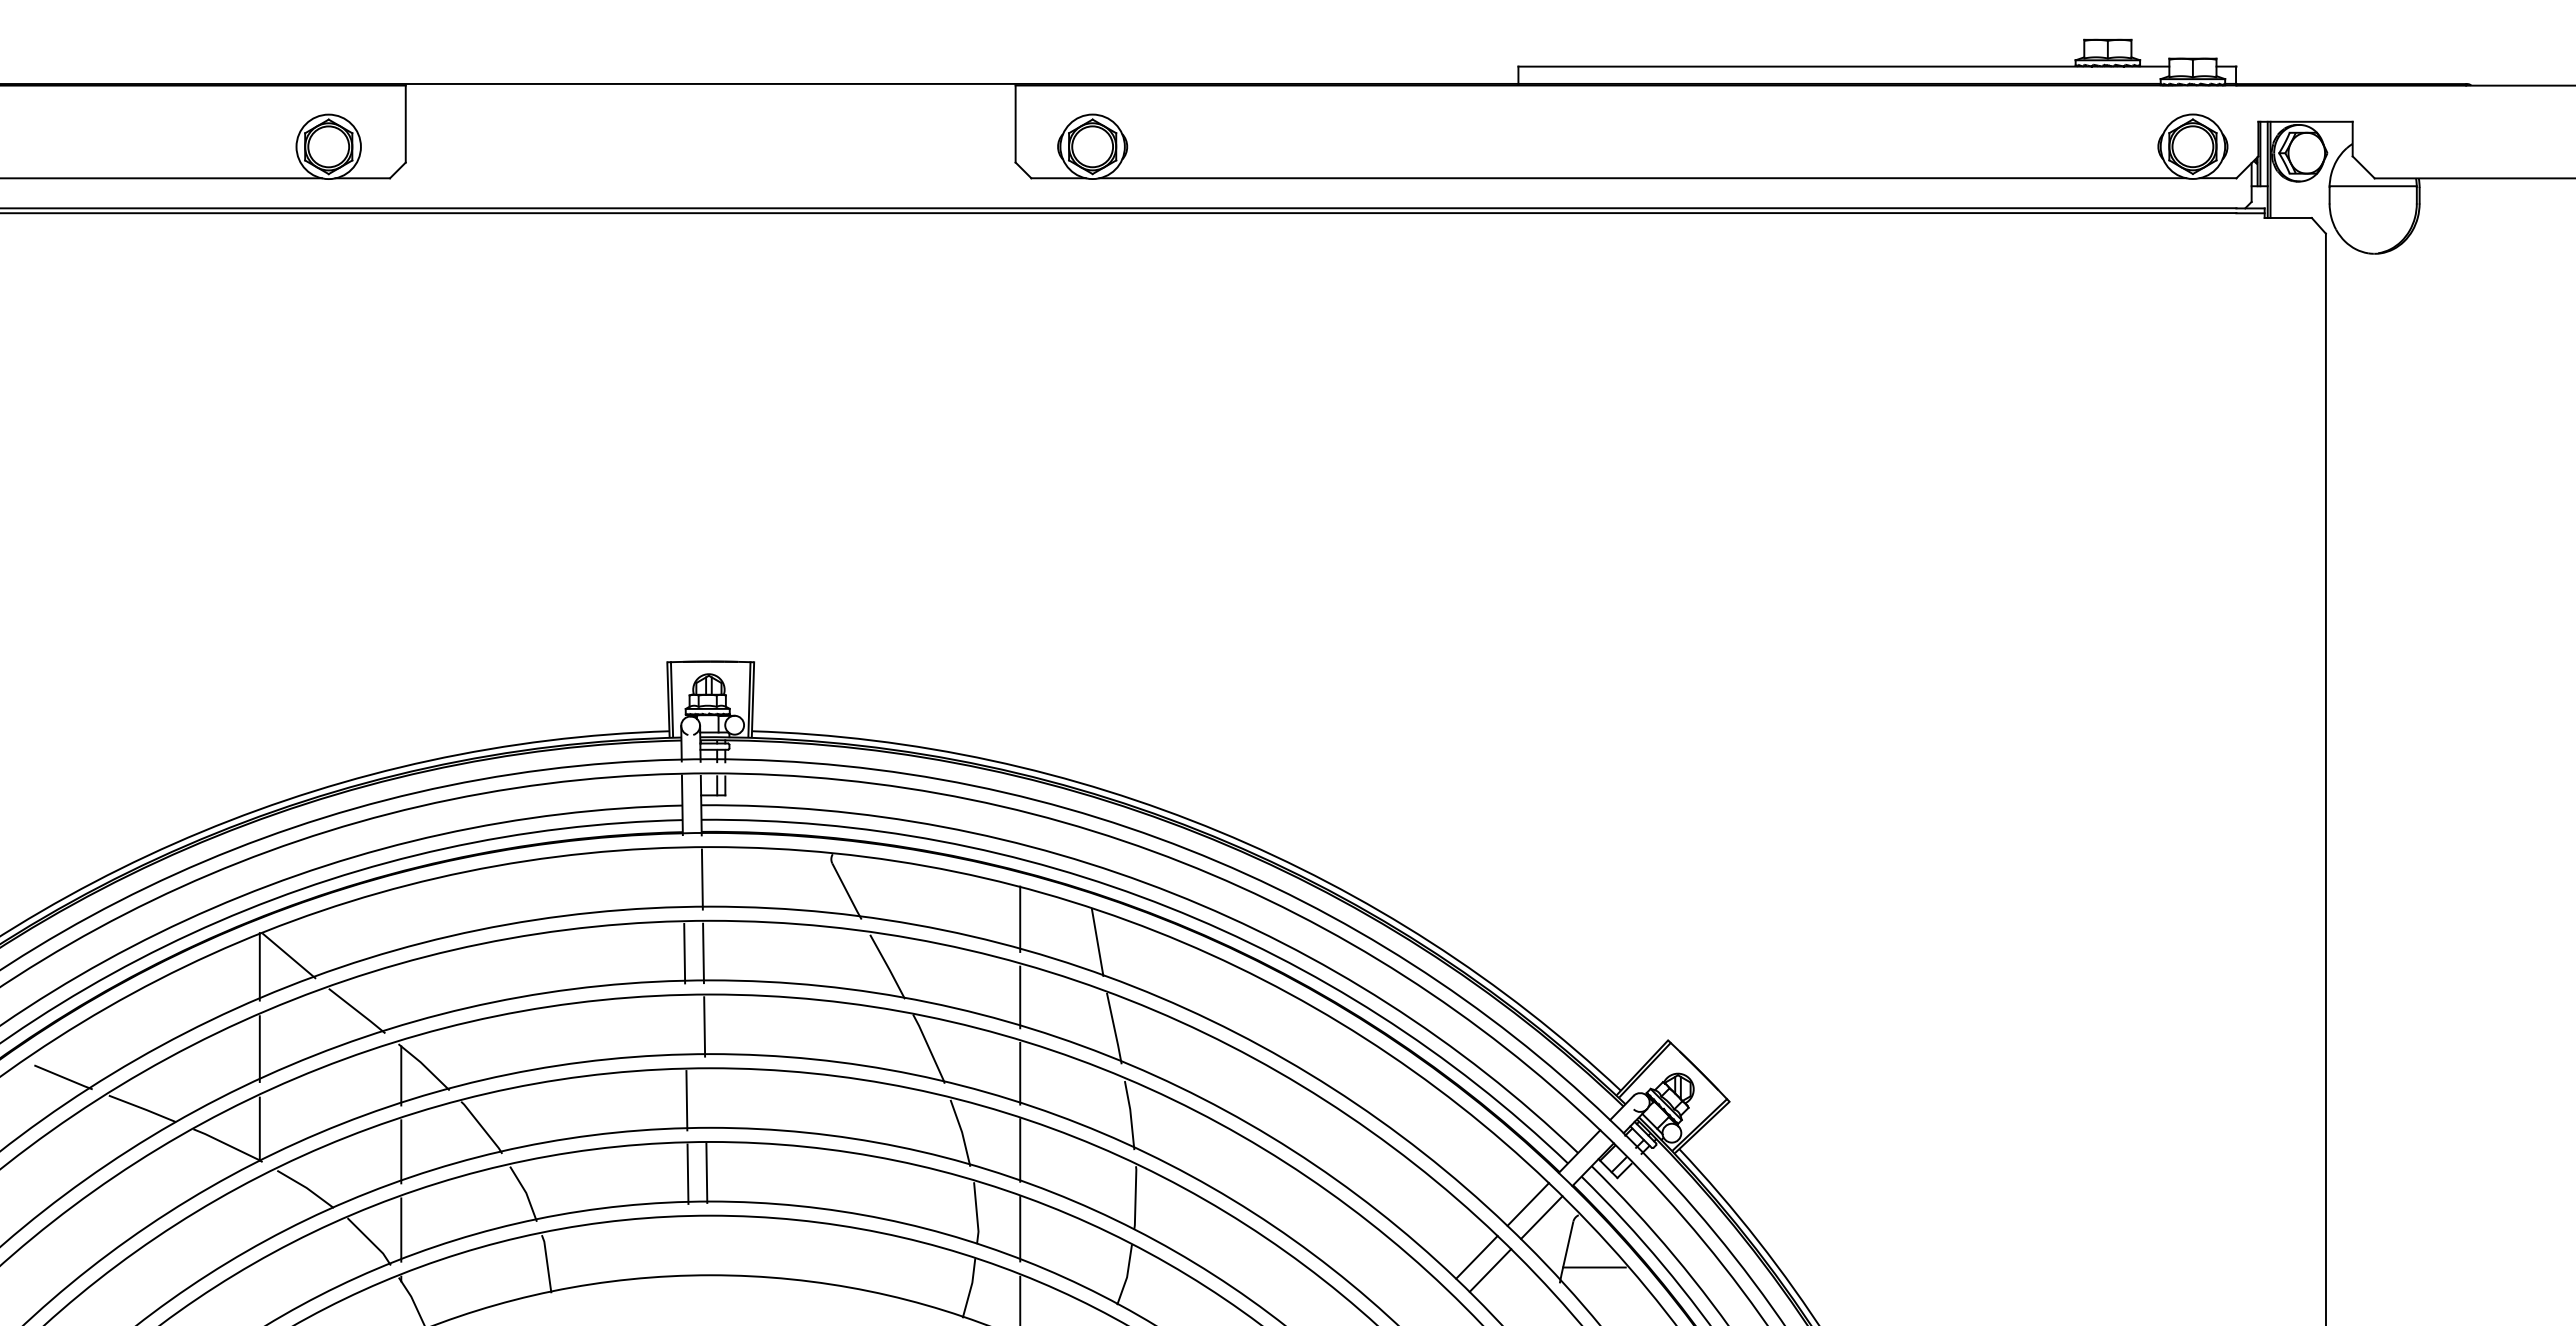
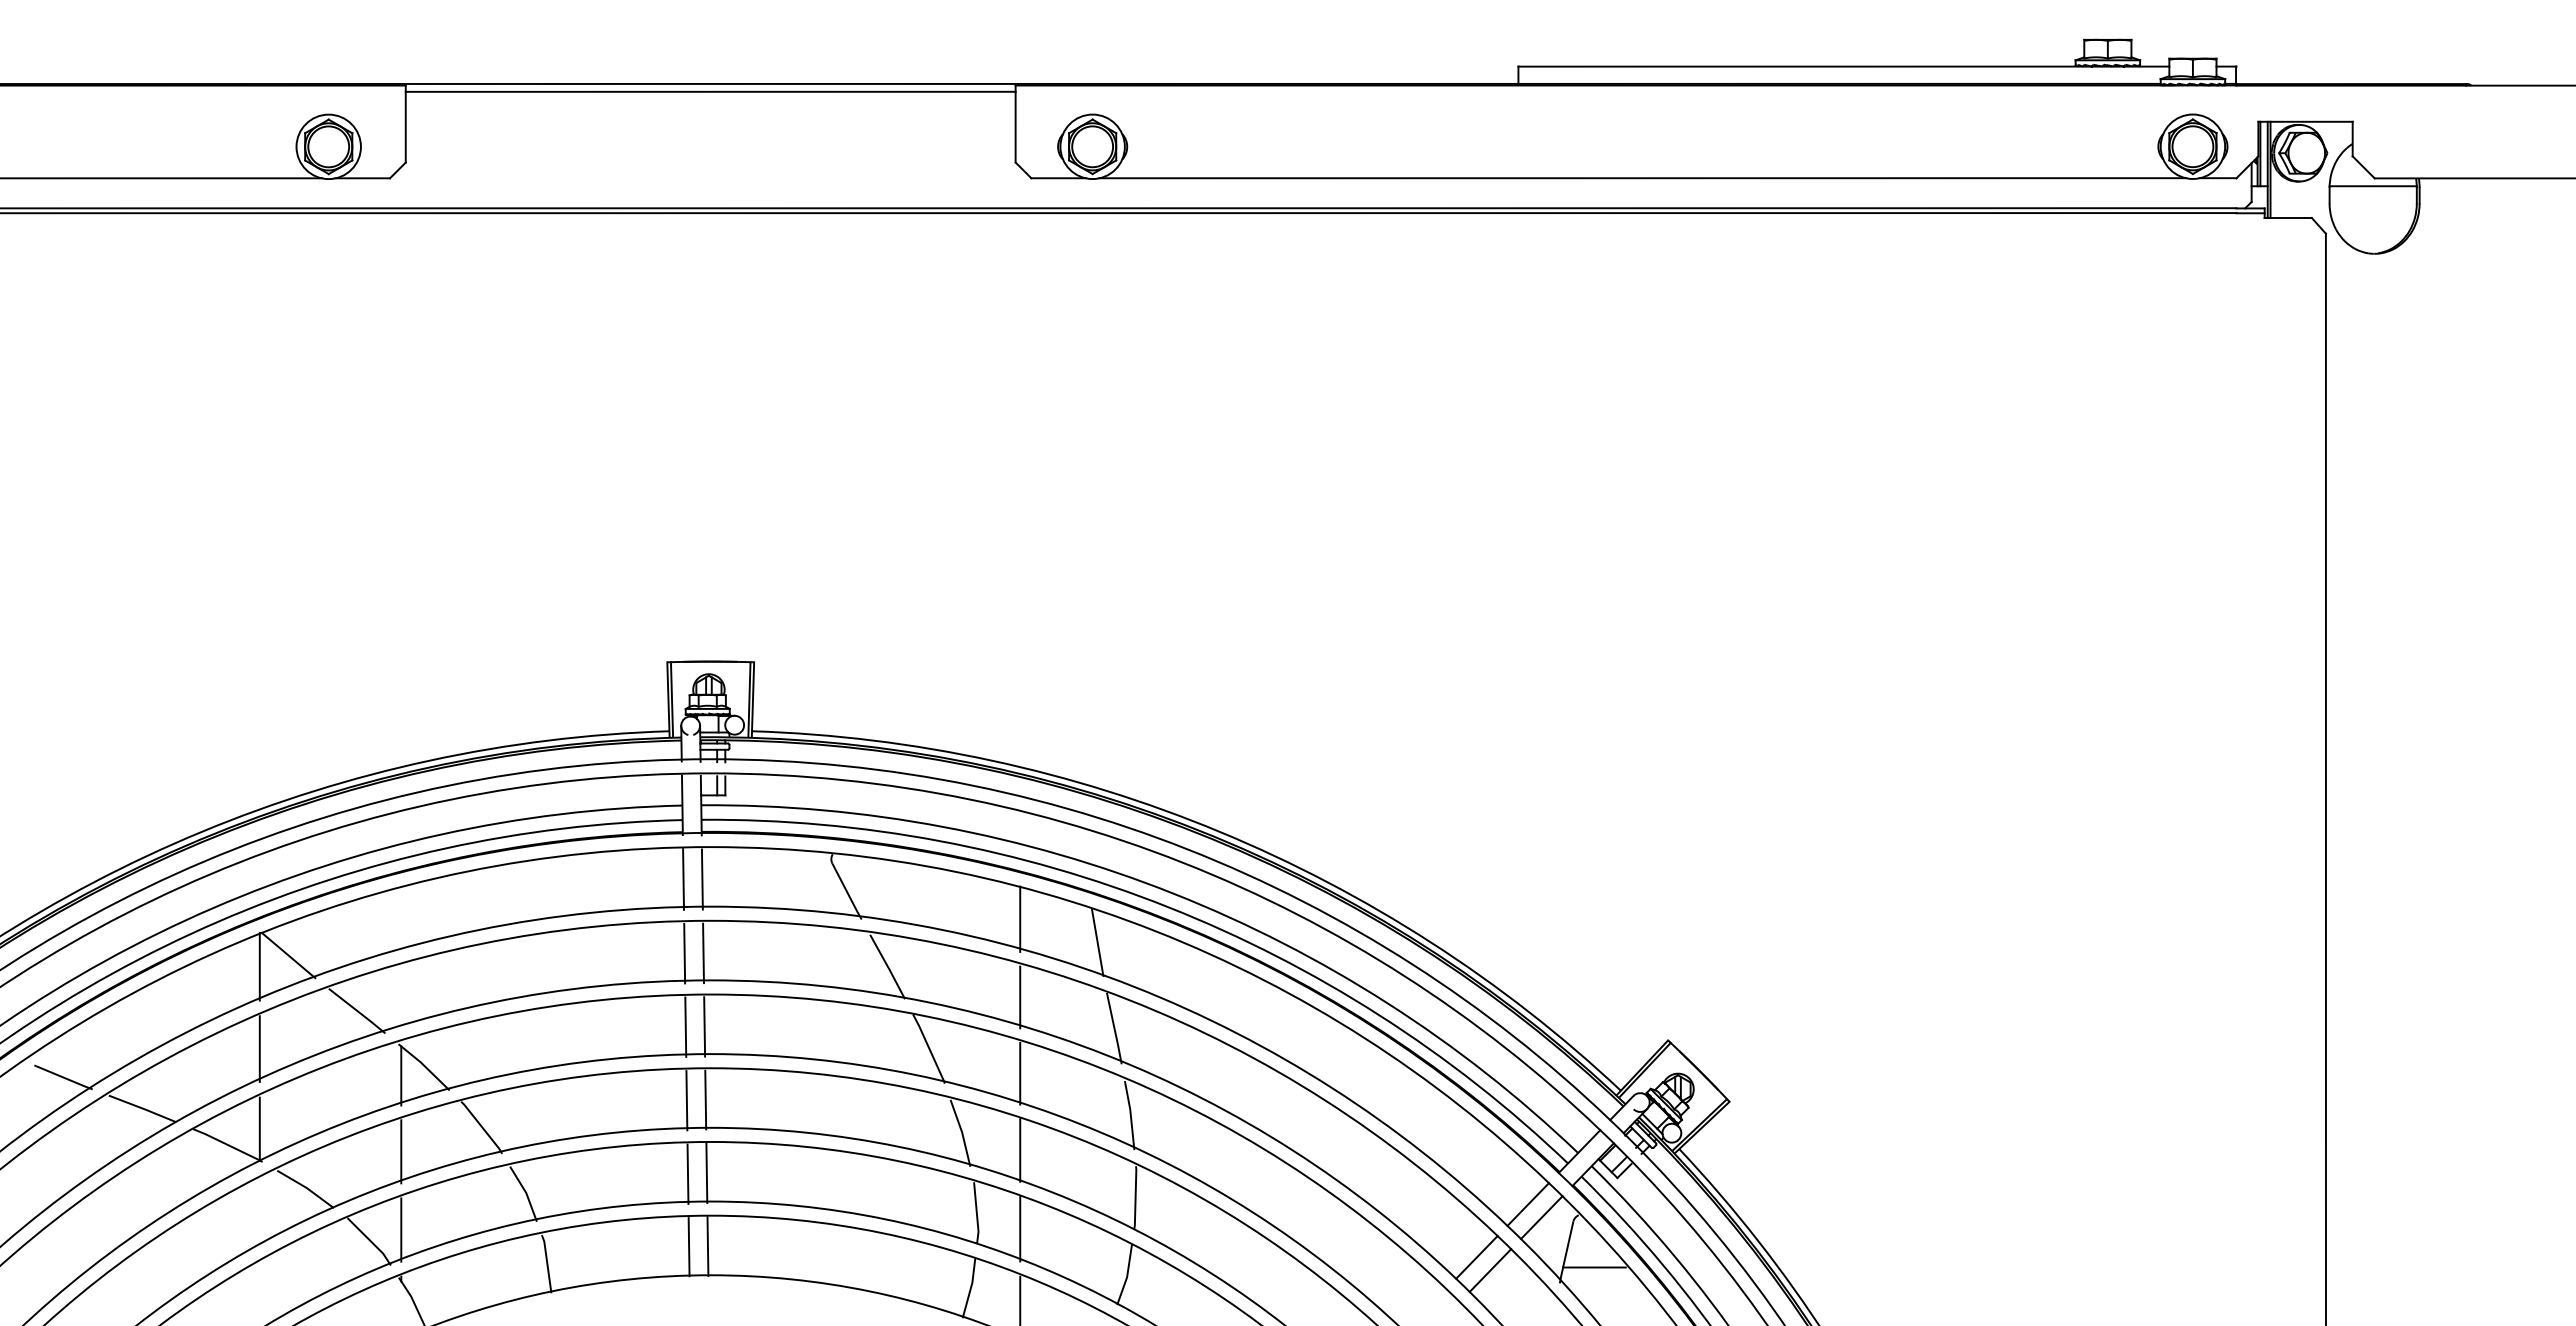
line: none -> present (710, 91)
line: none -> present (683, 879)
line: none -> present (685, 1026)
line: none -> present (705, 1099)
line: none -> present (707, 1246)
line: none -> present (688, 1247)
